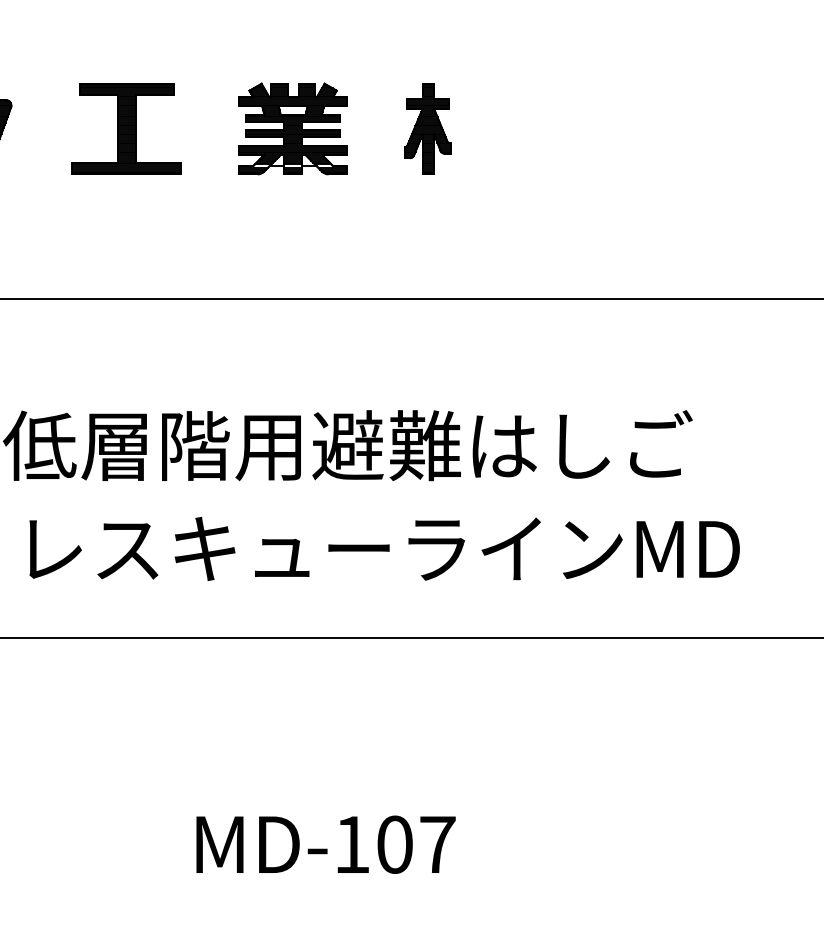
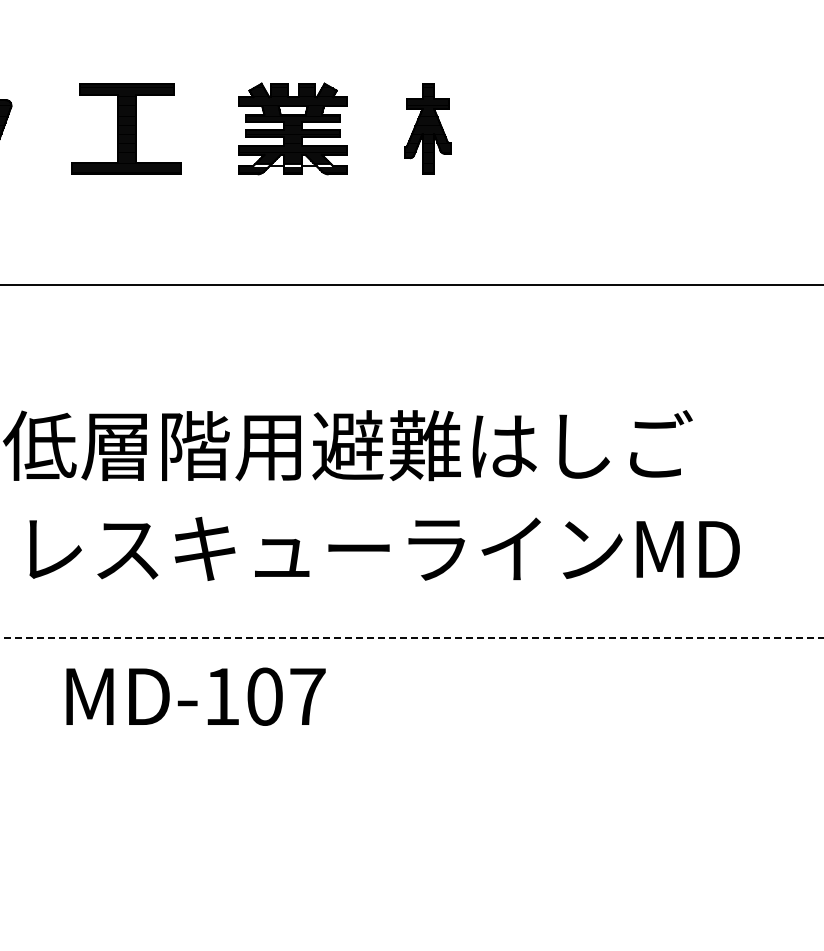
line position: (411, 299) -> (411, 285) (411, 285)
line: solid -> dashed (412, 638)
text position: (325, 844) -> (195, 696) (195, 696)
